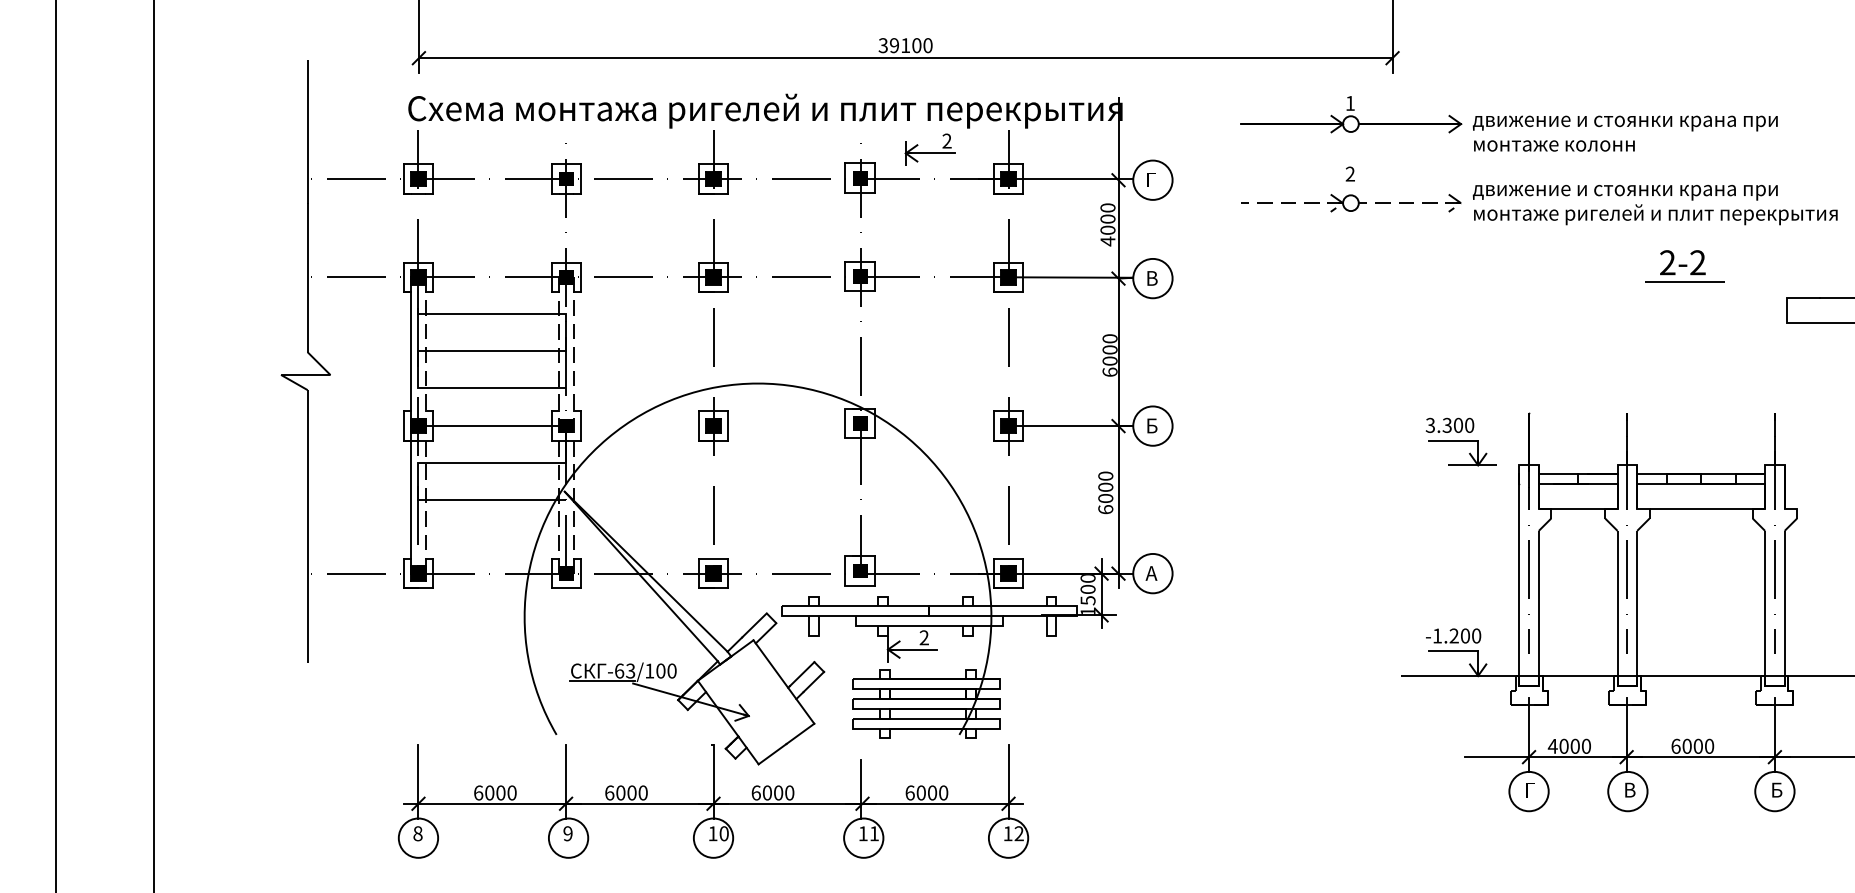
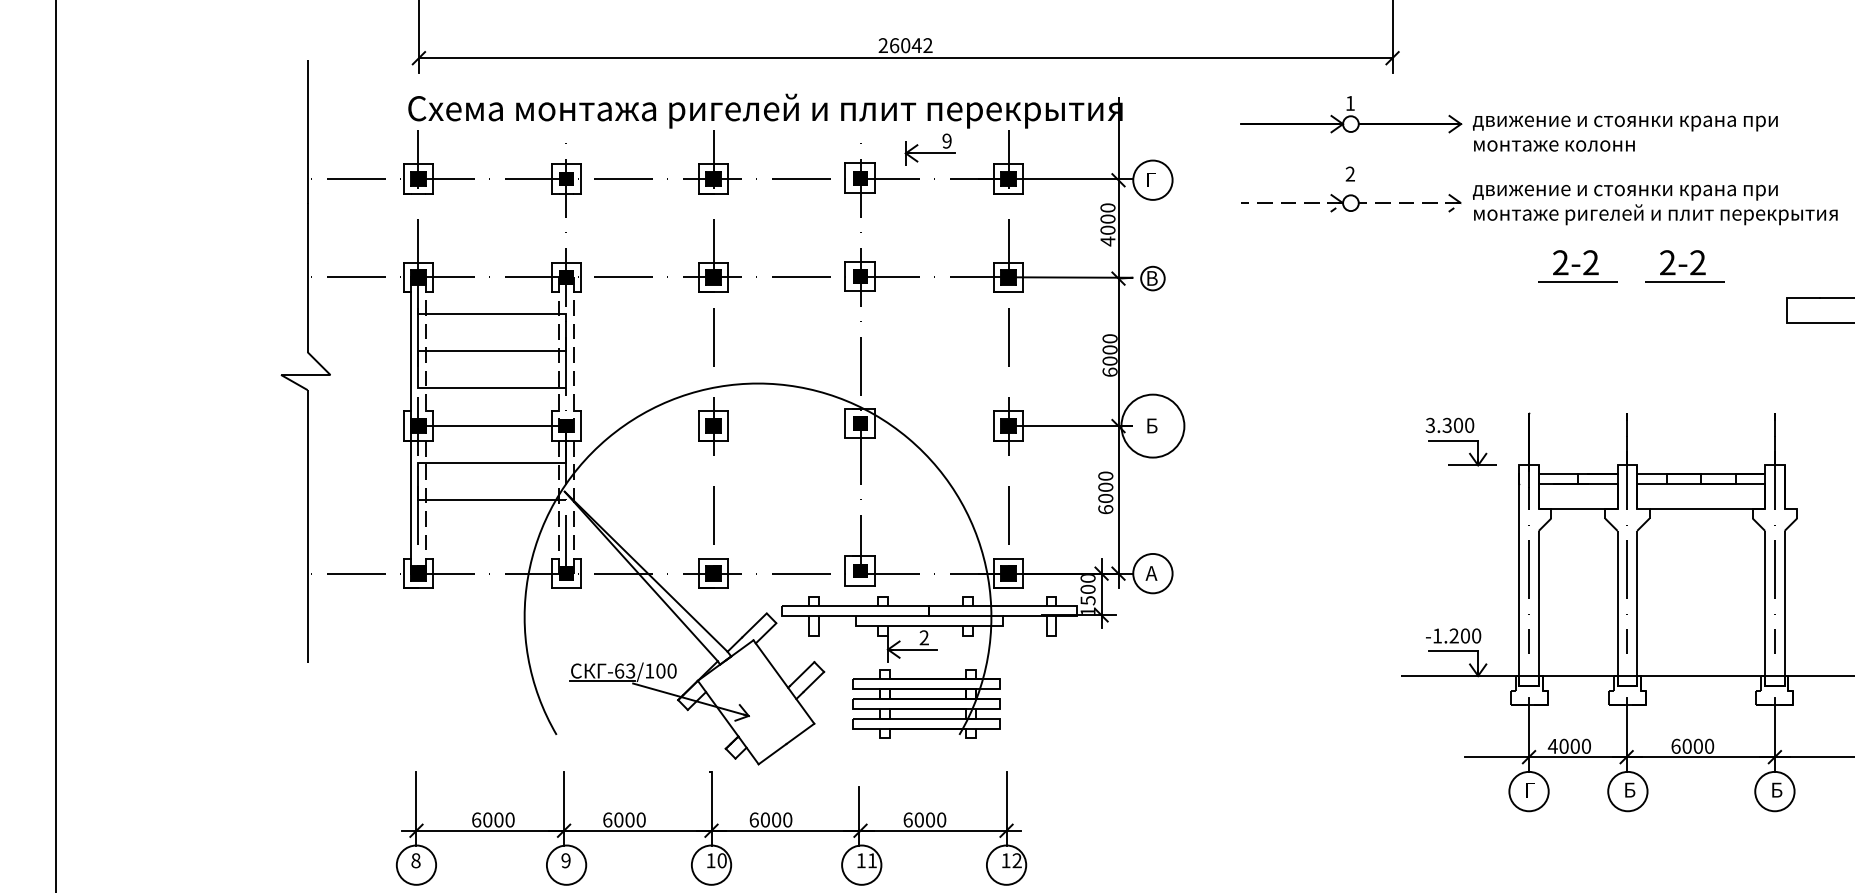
text: 39100 -> 26042 (905, 45)
text: 2 -> 9 (946, 141)
part: none -> present (1577, 266)
circle diameter: 39 px -> 24 px (1152, 278)
circle diameter: 39 px -> 63 px (1152, 425)
line: present -> none (153, 445)
text: В -> Б (1631, 788)
part position: (713, 801) -> (711, 828) (711, 828)
